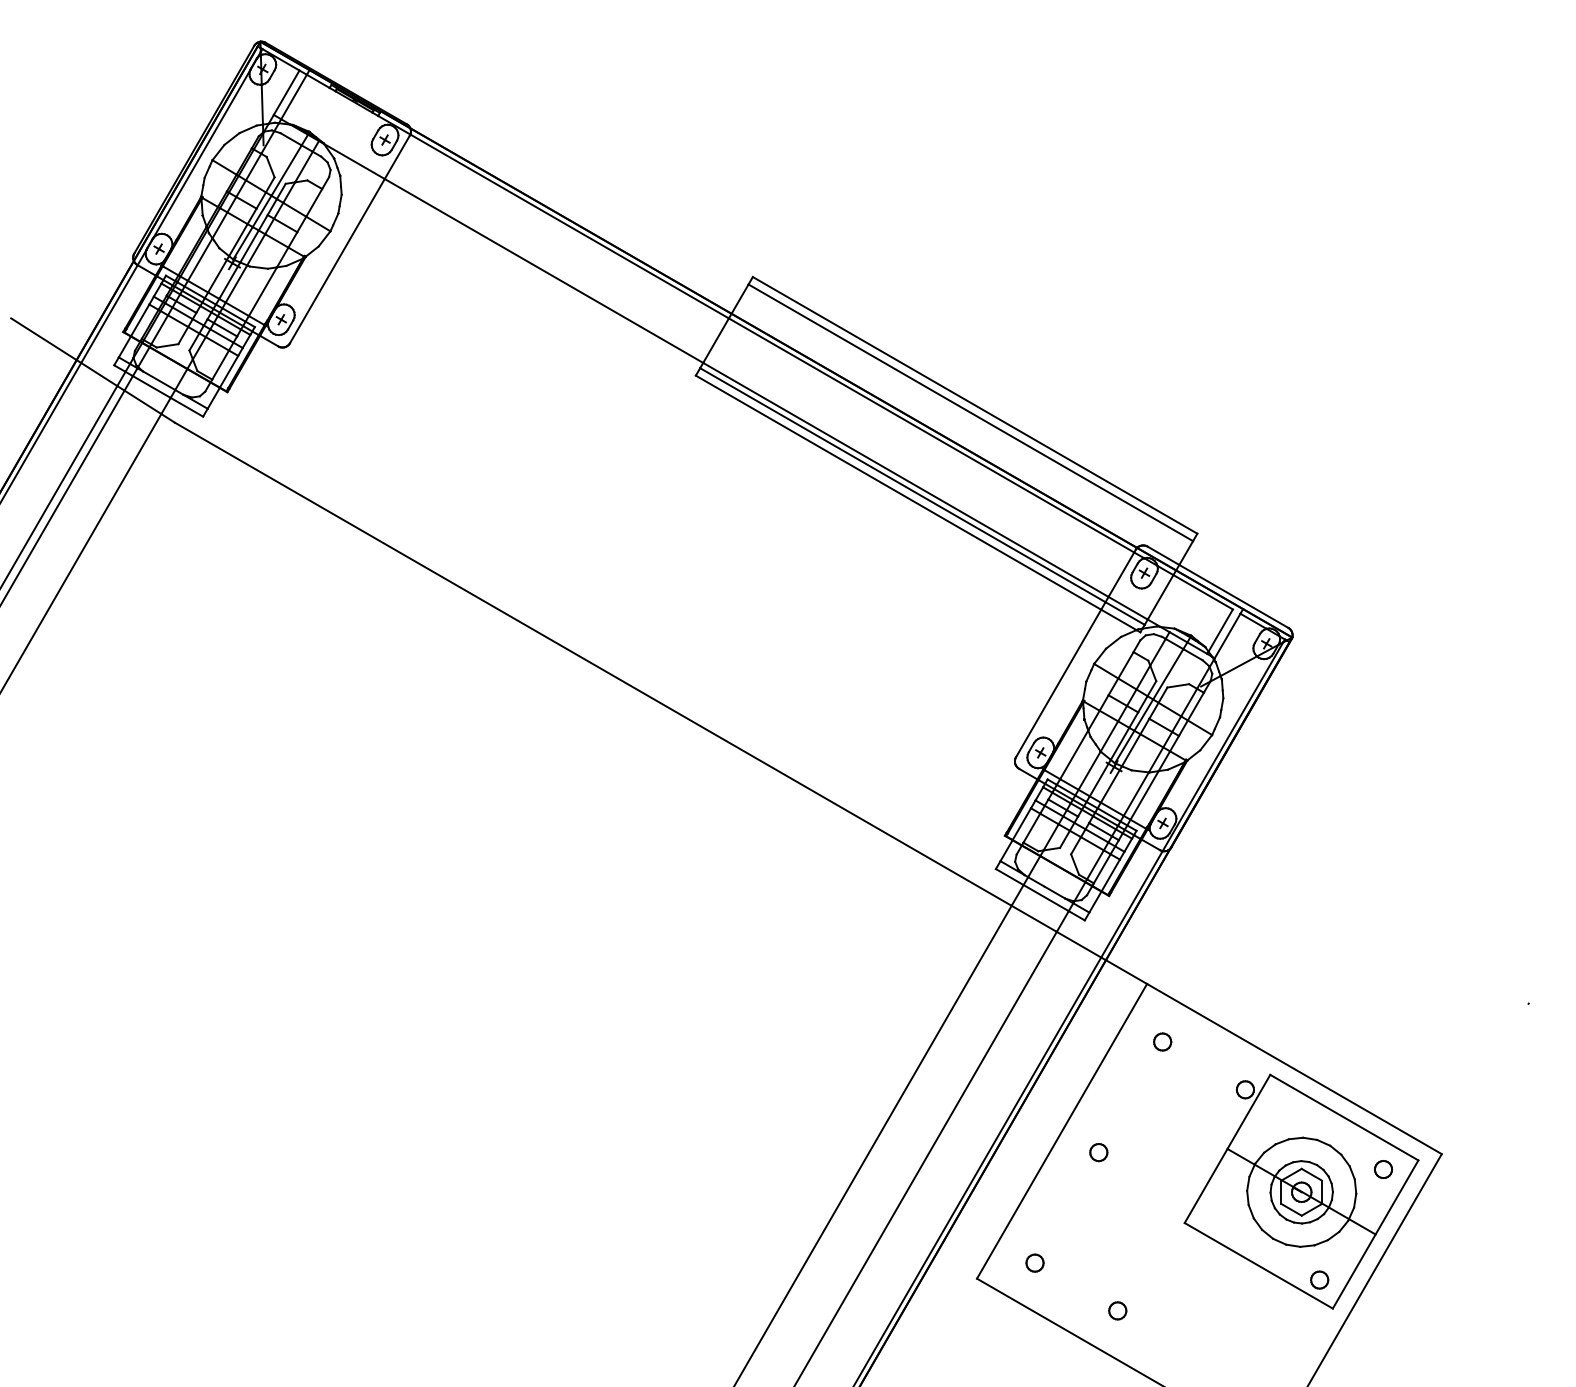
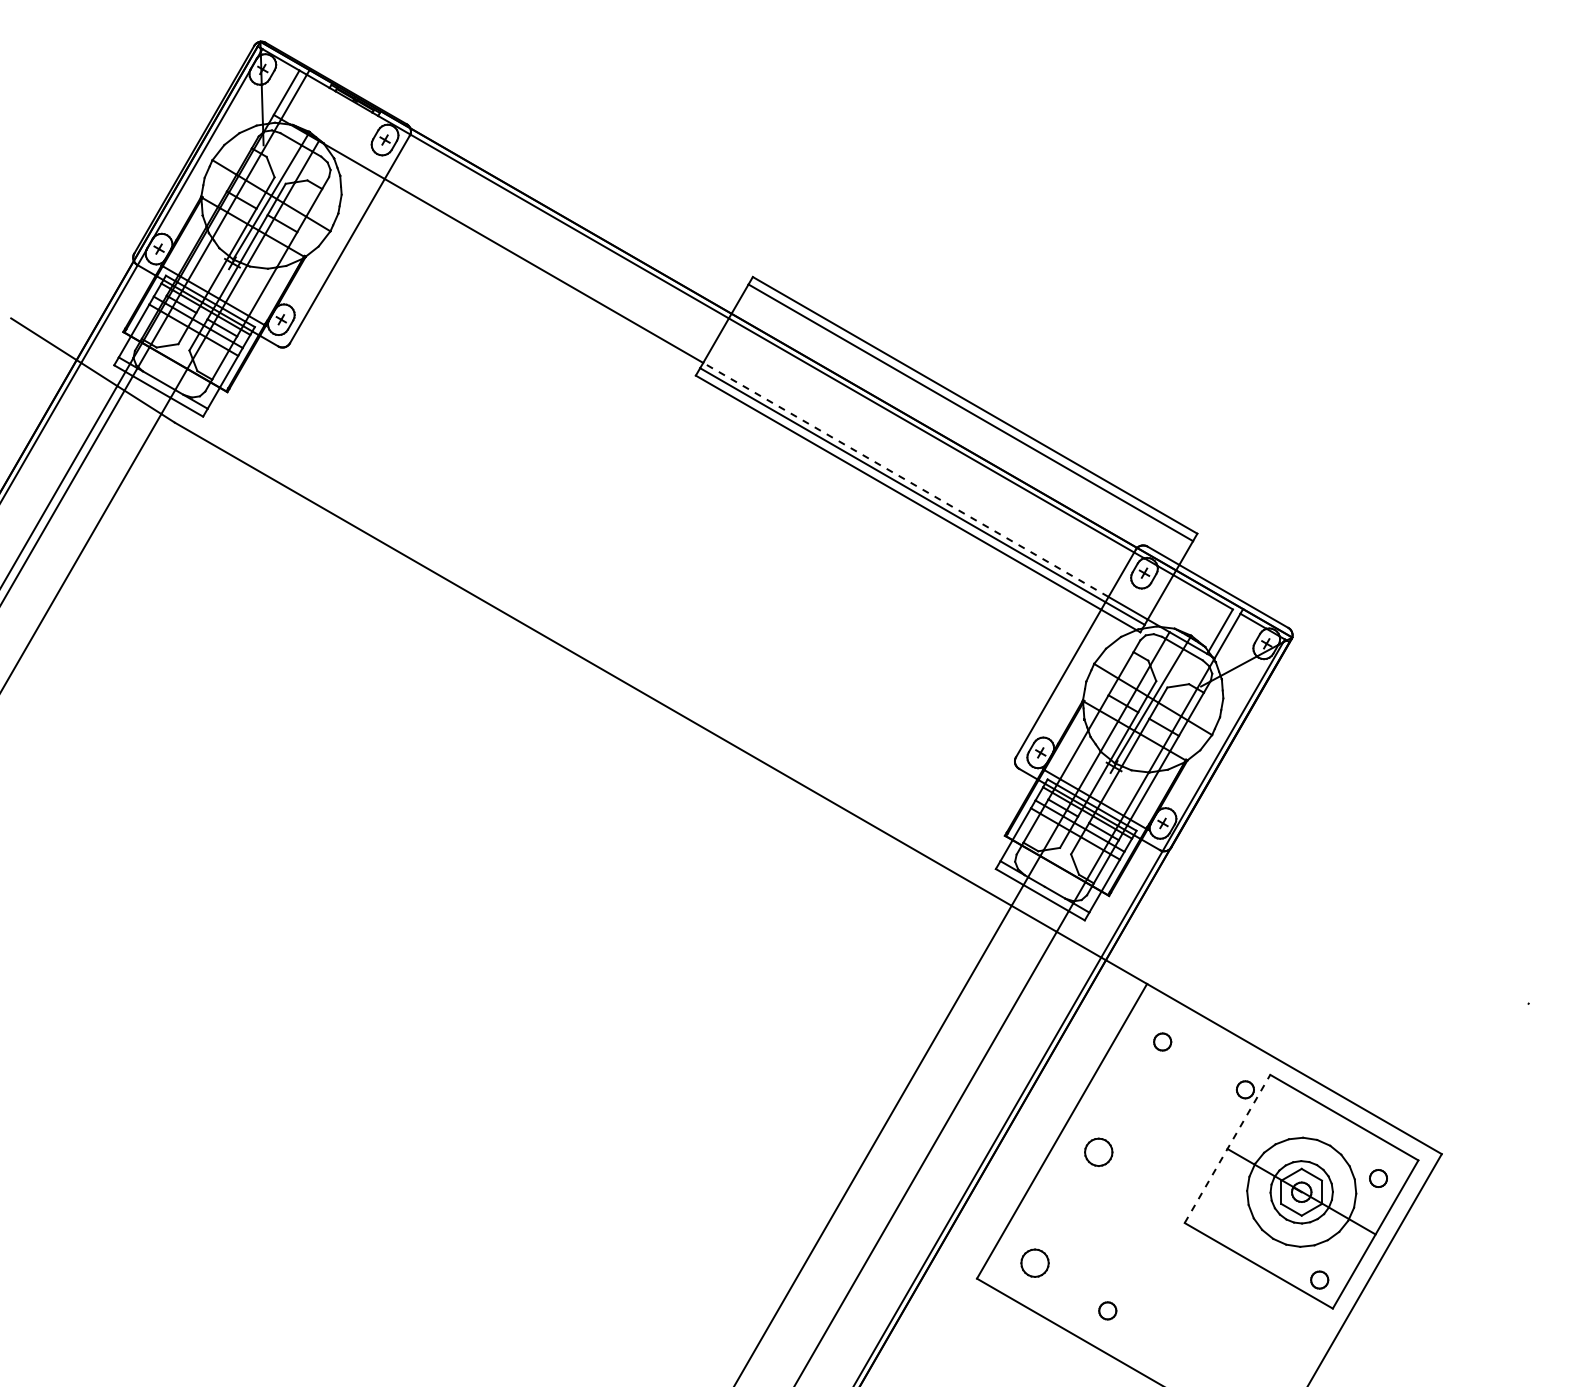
line: solid -> dashed (905, 479)
line: solid -> dashed (1227, 1148)
part size: 20x20 px -> 30x30 px (1098, 1151)
part position: (1383, 1169) -> (1378, 1178) (1378, 1178)
part size: 20x20 px -> 30x30 px (1034, 1262)
part position: (1117, 1310) -> (1107, 1310) (1107, 1310)
